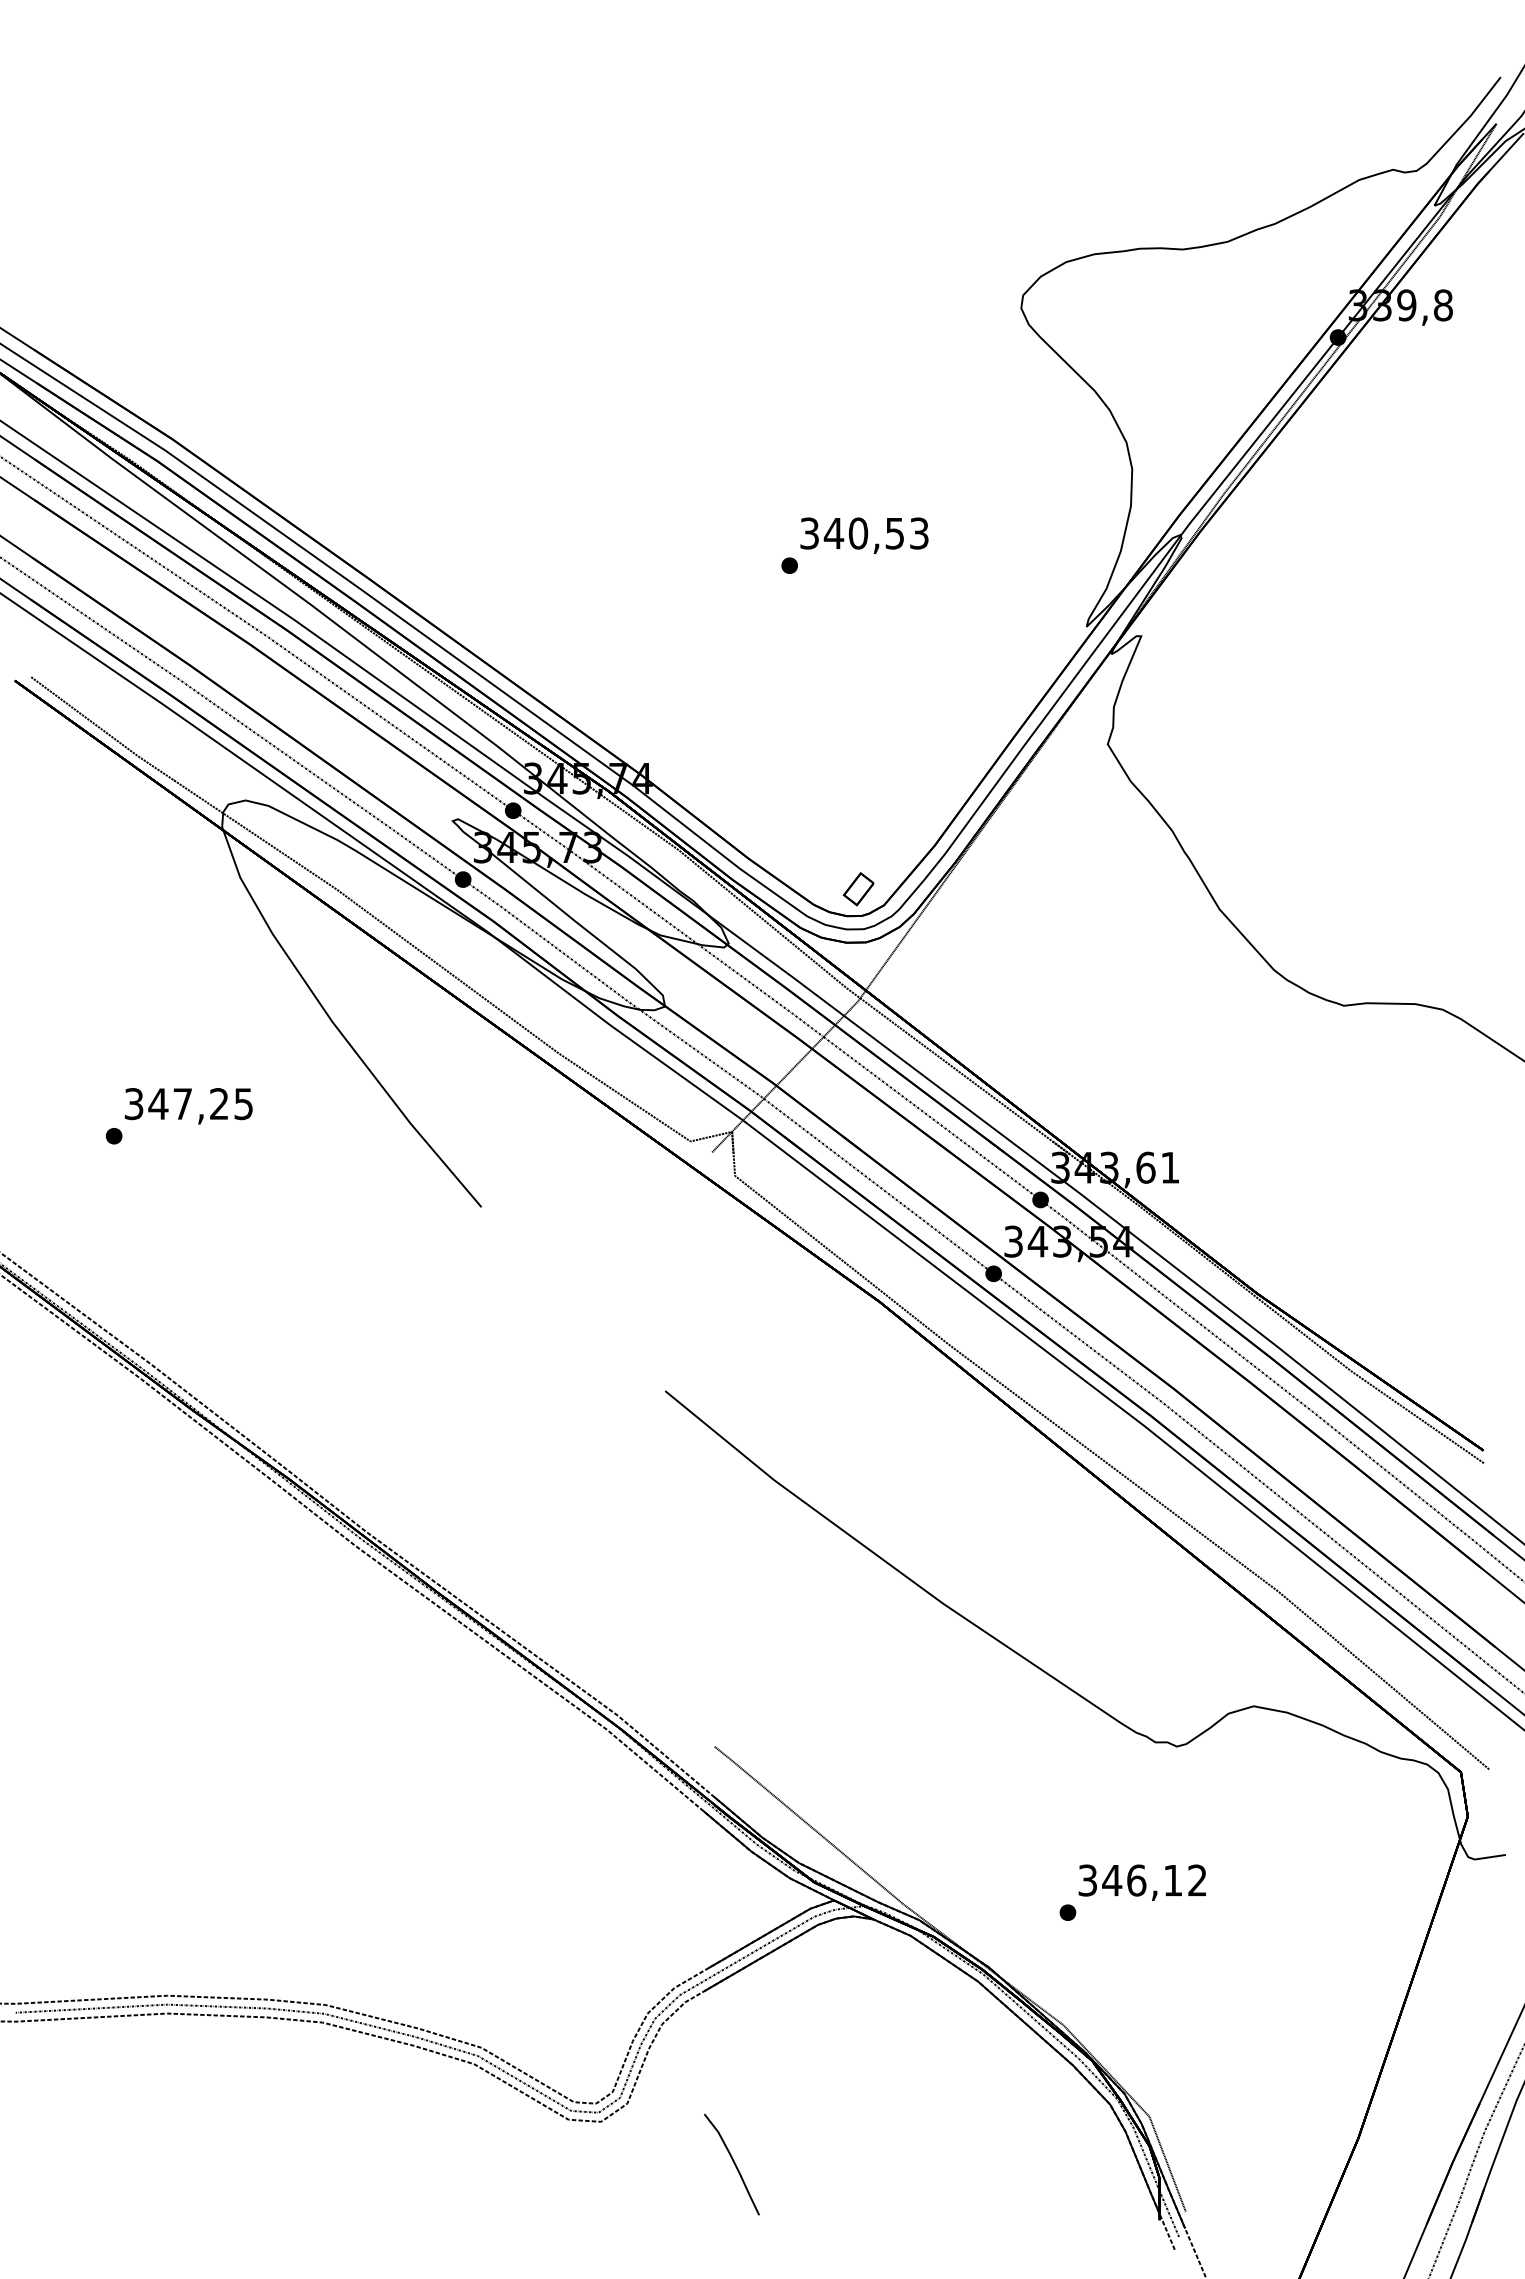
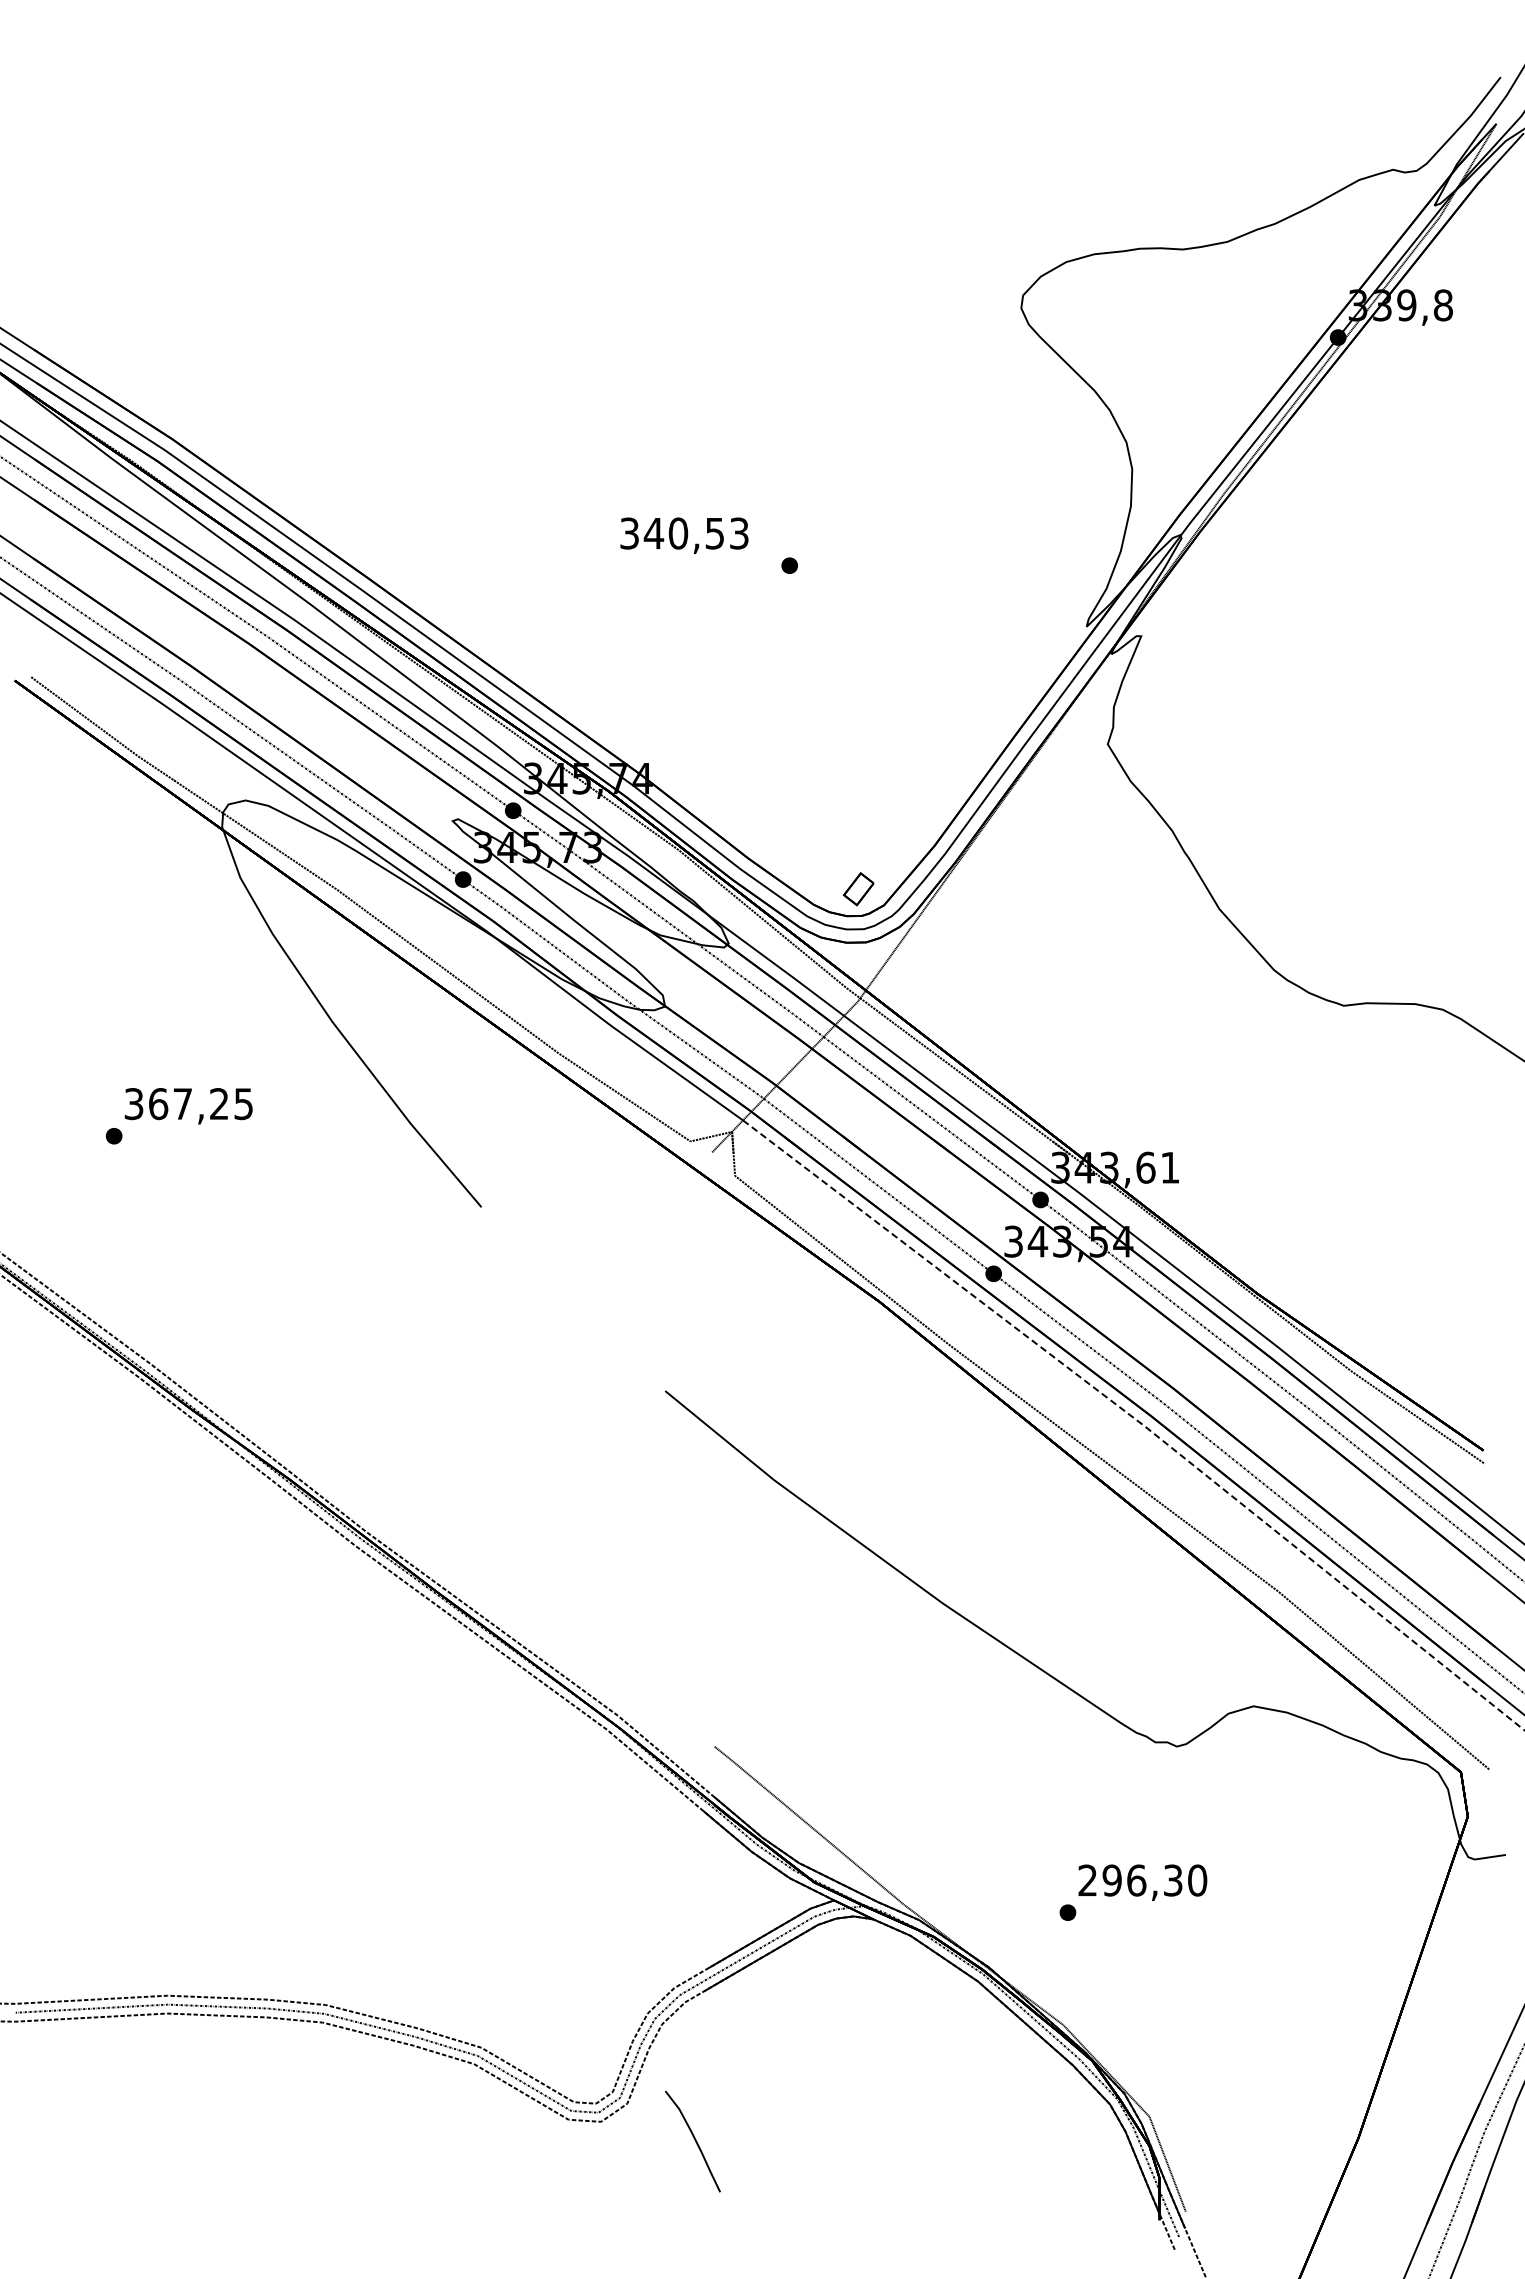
text position: (864, 535) -> (684, 535) (684, 535)
text: 347,25 -> 367,25 (158, 1104)
line: solid -> dashed (1138, 1421)
text: 346,12 -> 296,30 (1142, 1880)
curve position: (733, 2163) -> (694, 2140) (694, 2140)
